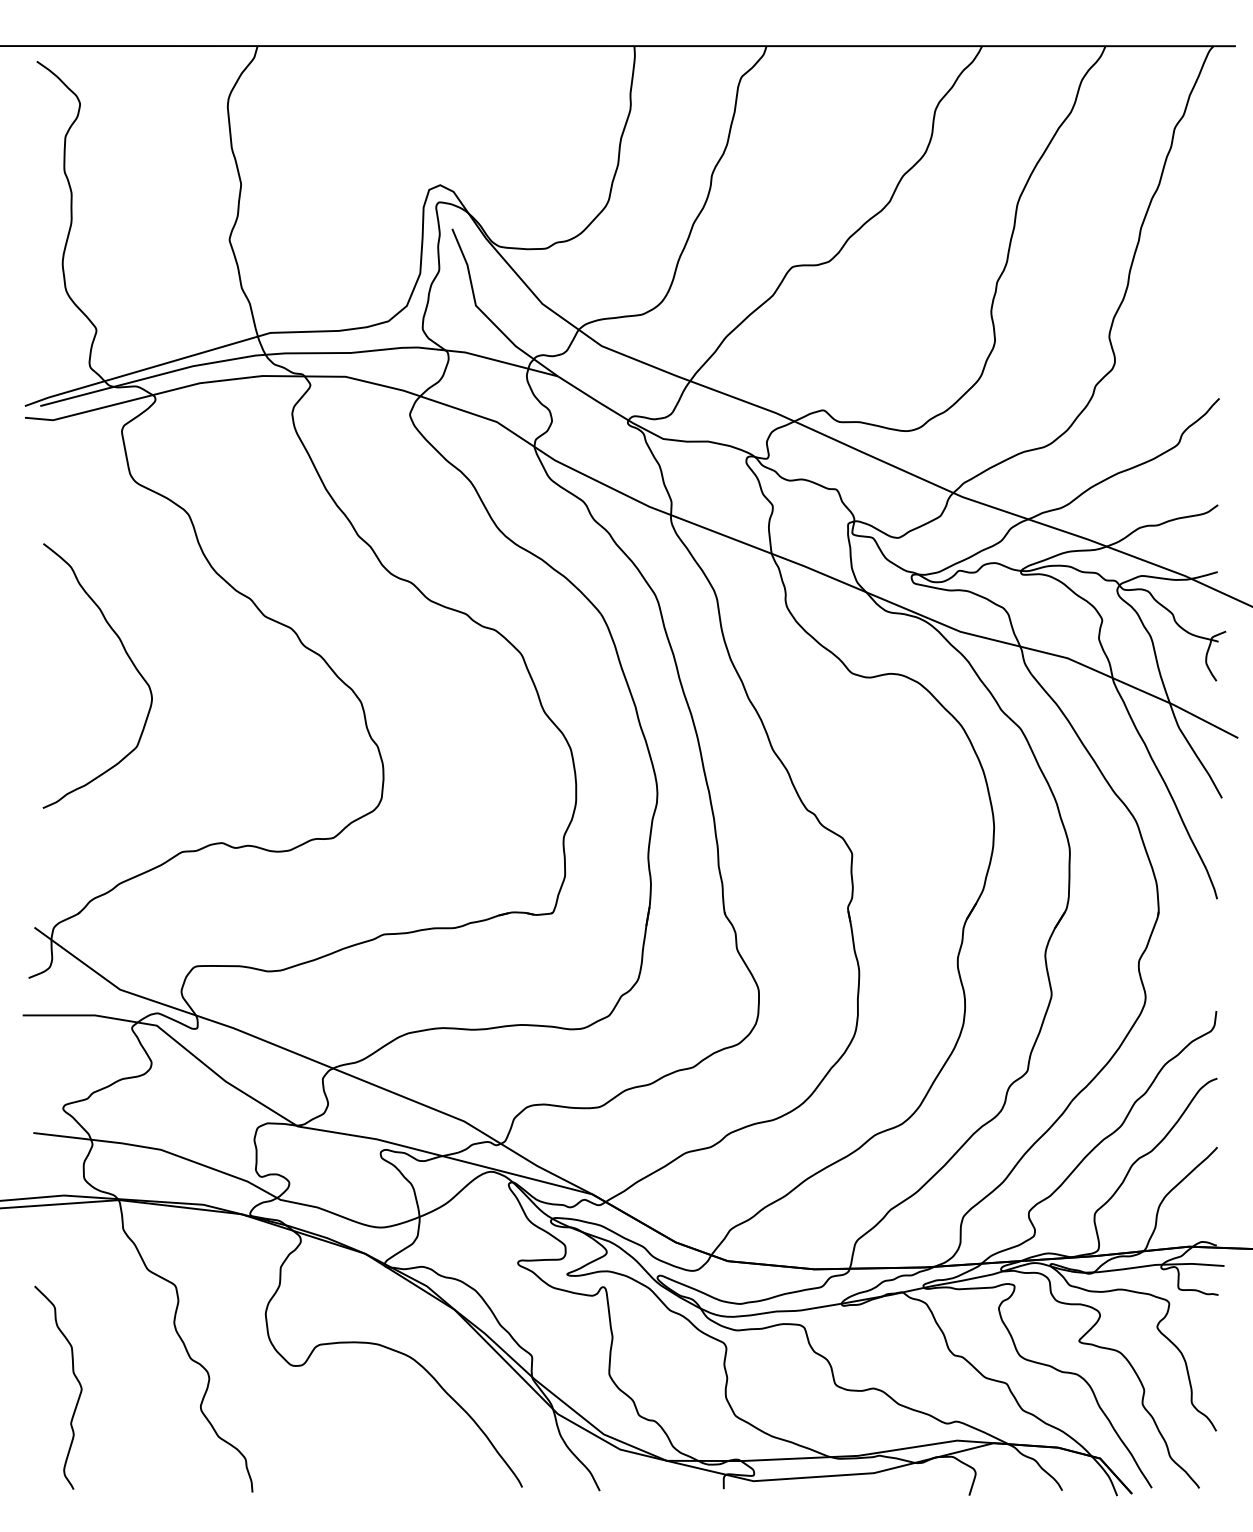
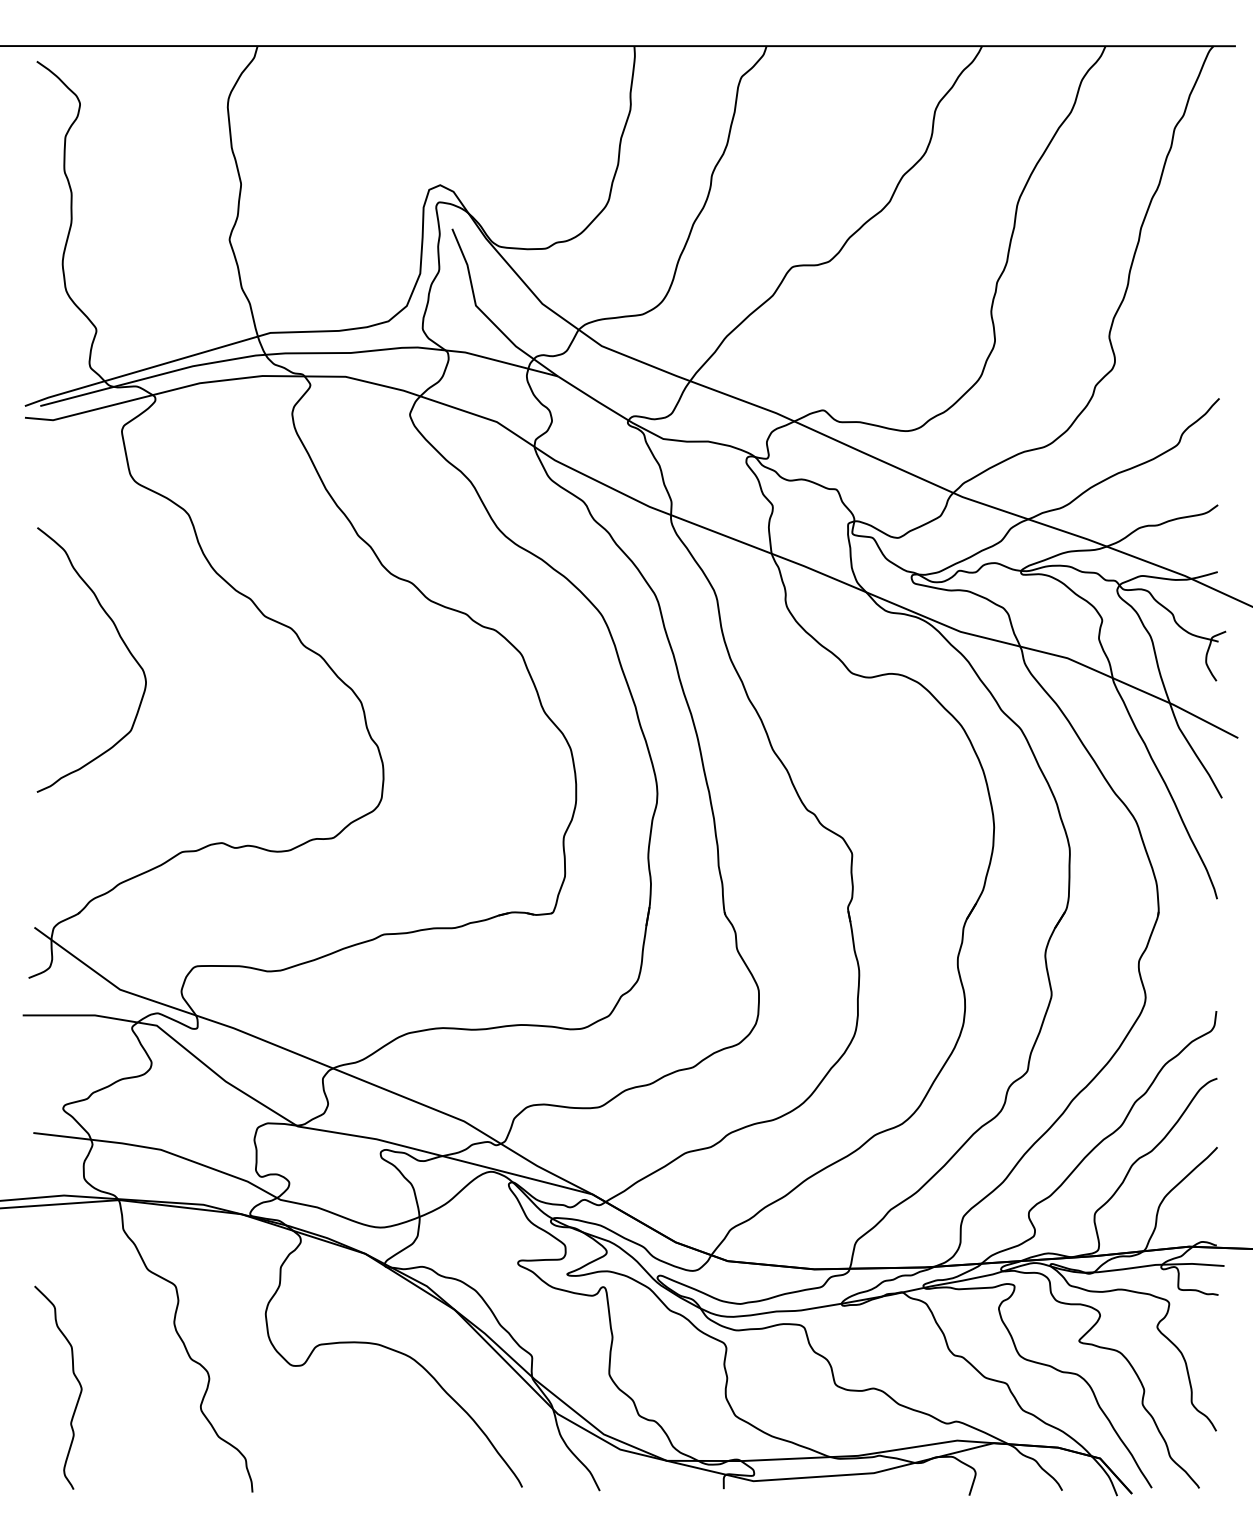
curve position: (127, 656) -> (121, 640) (121, 640)
